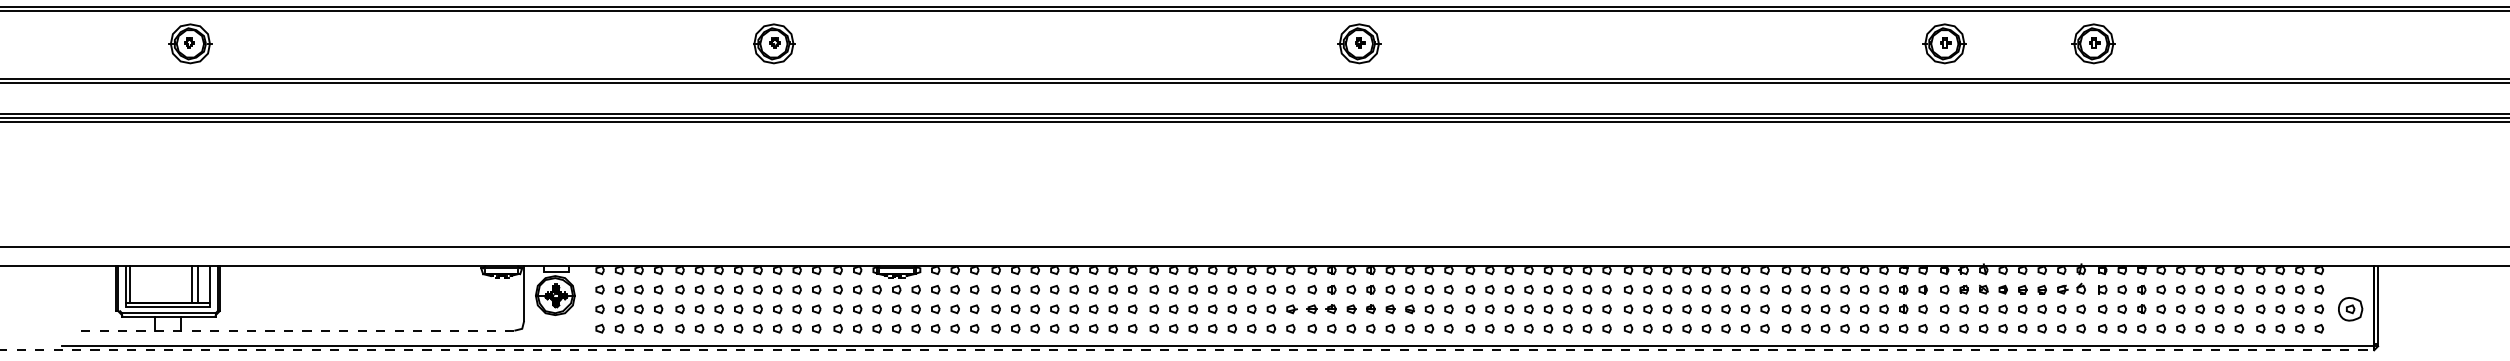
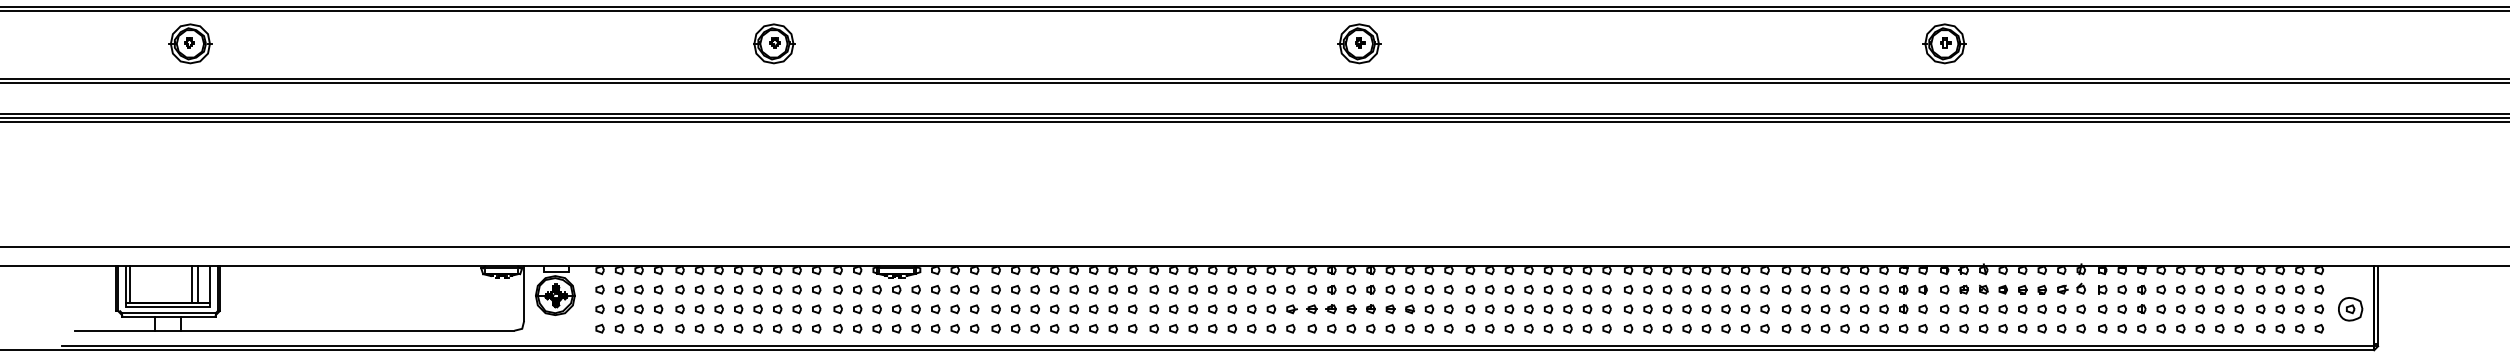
part: present -> none (2093, 43)
line: dashed -> solid (294, 330)
line: dashed -> solid (1187, 350)
